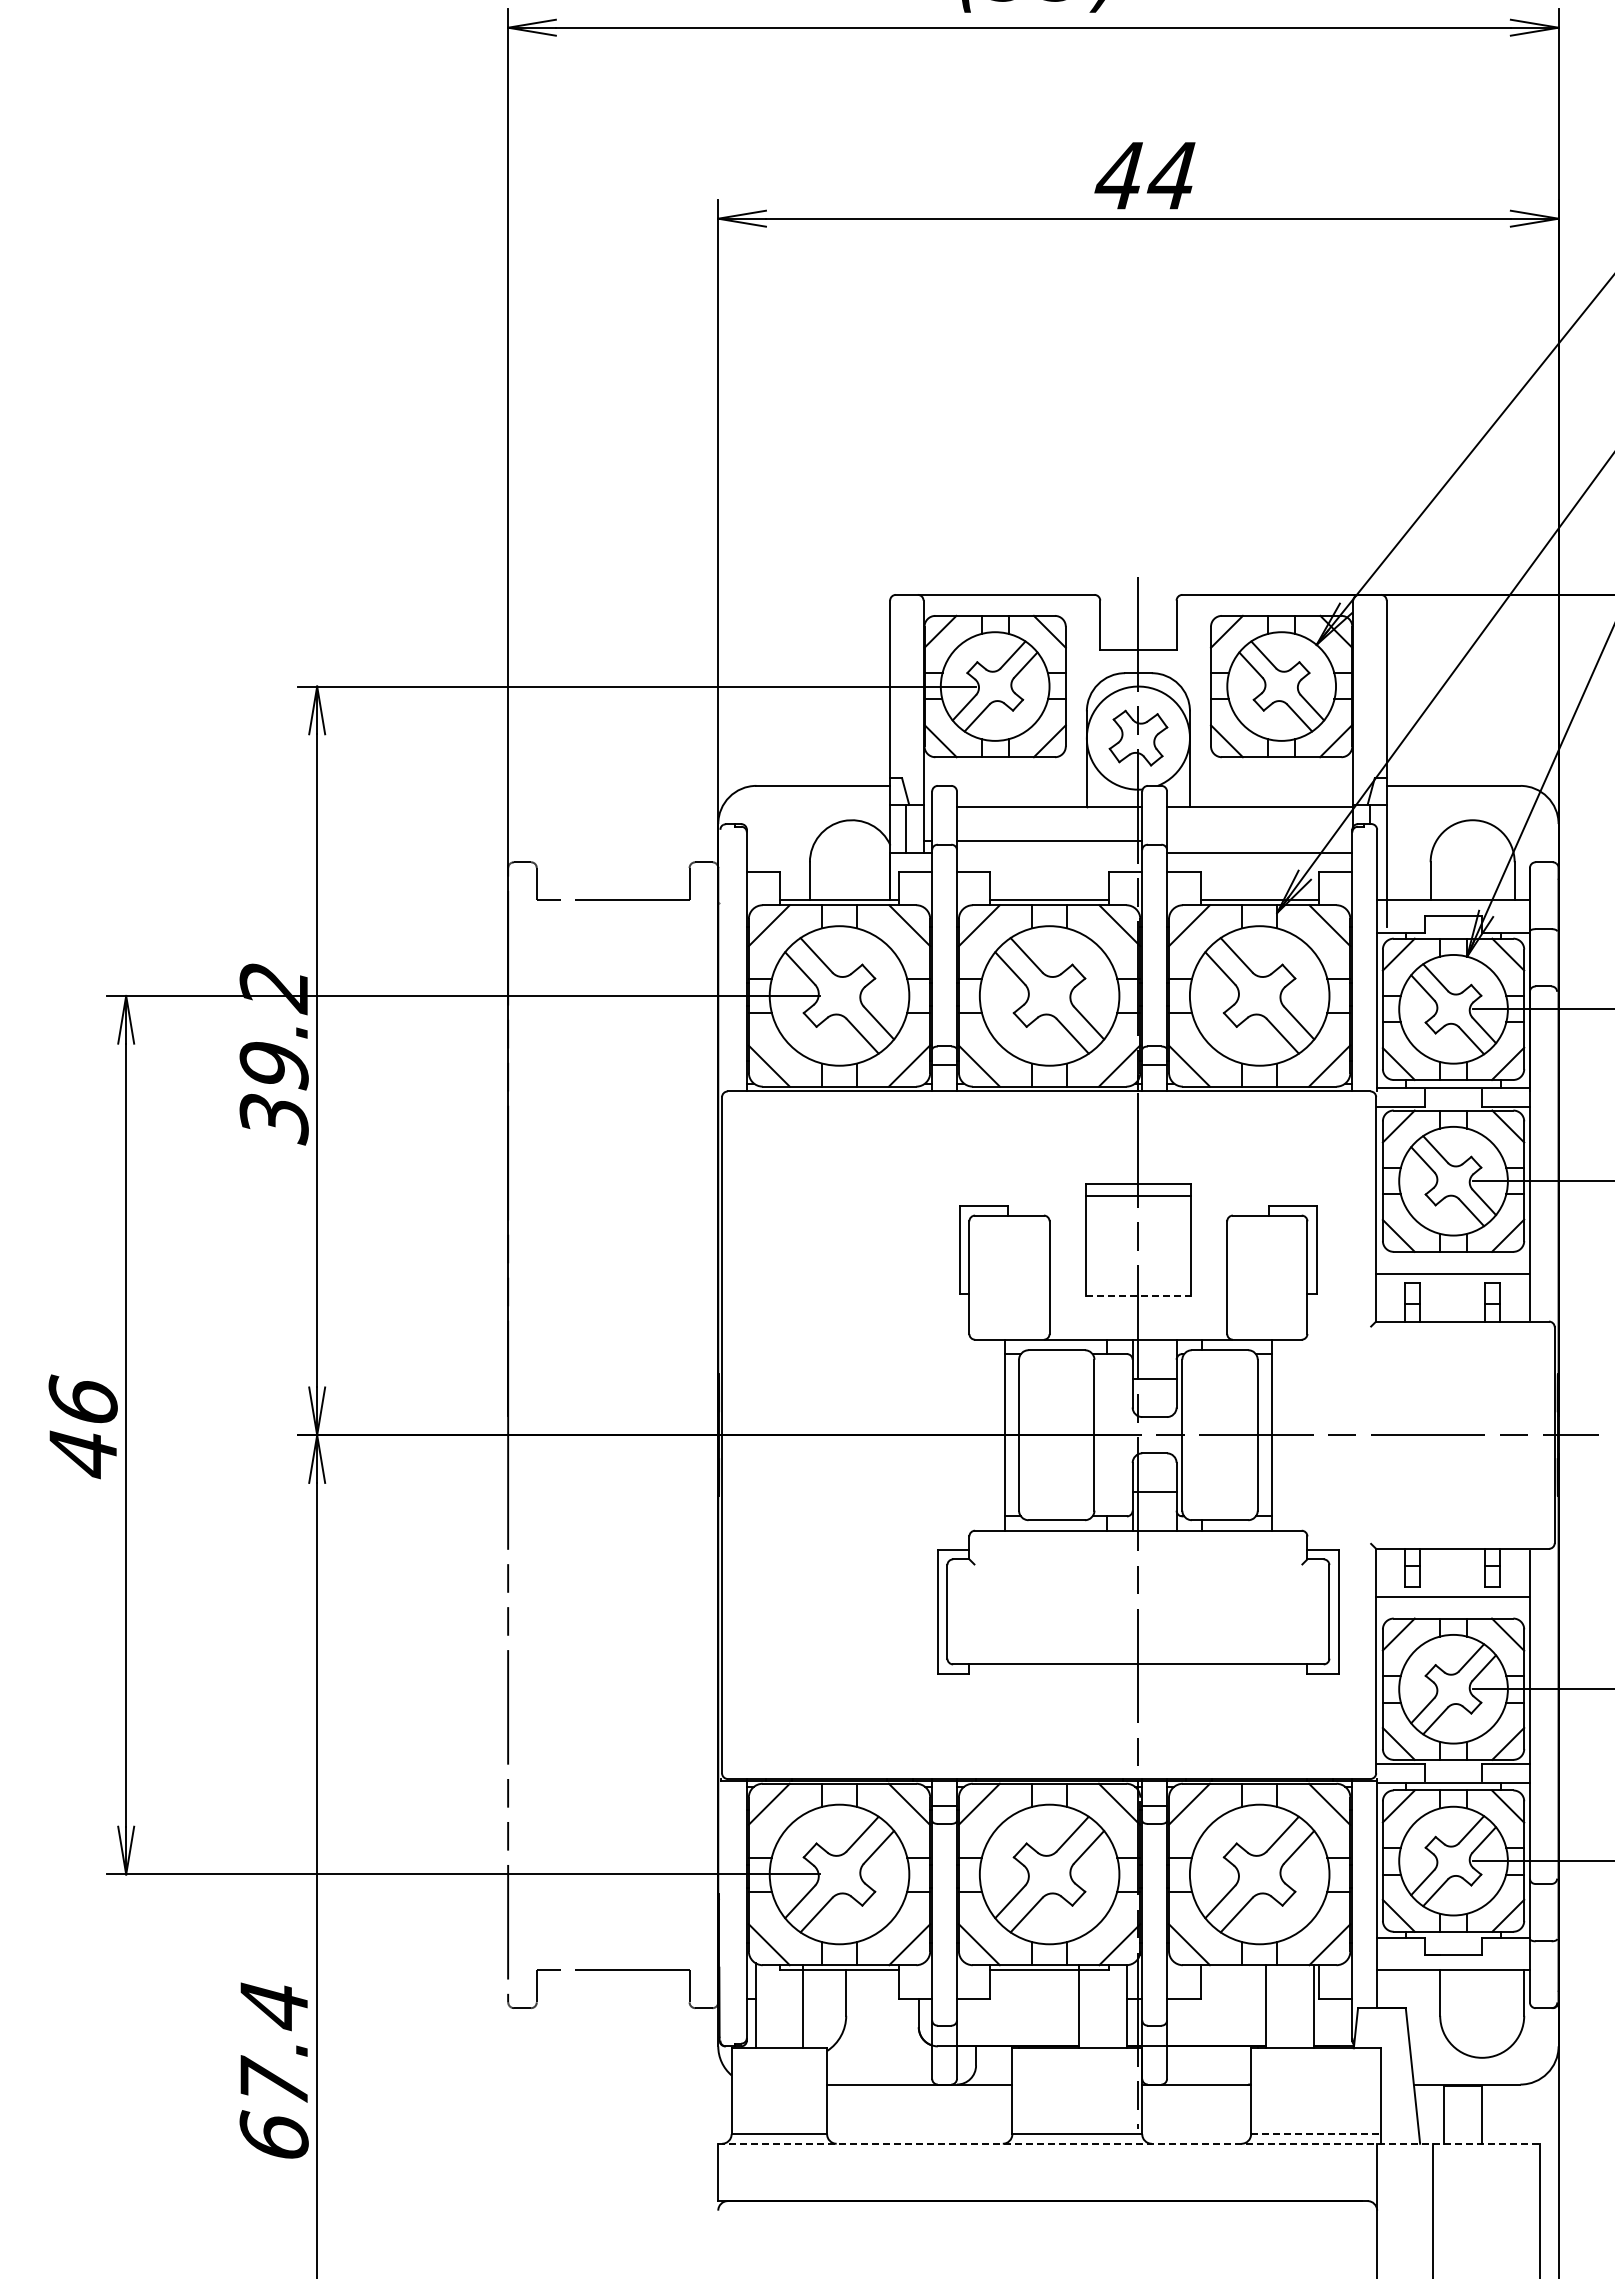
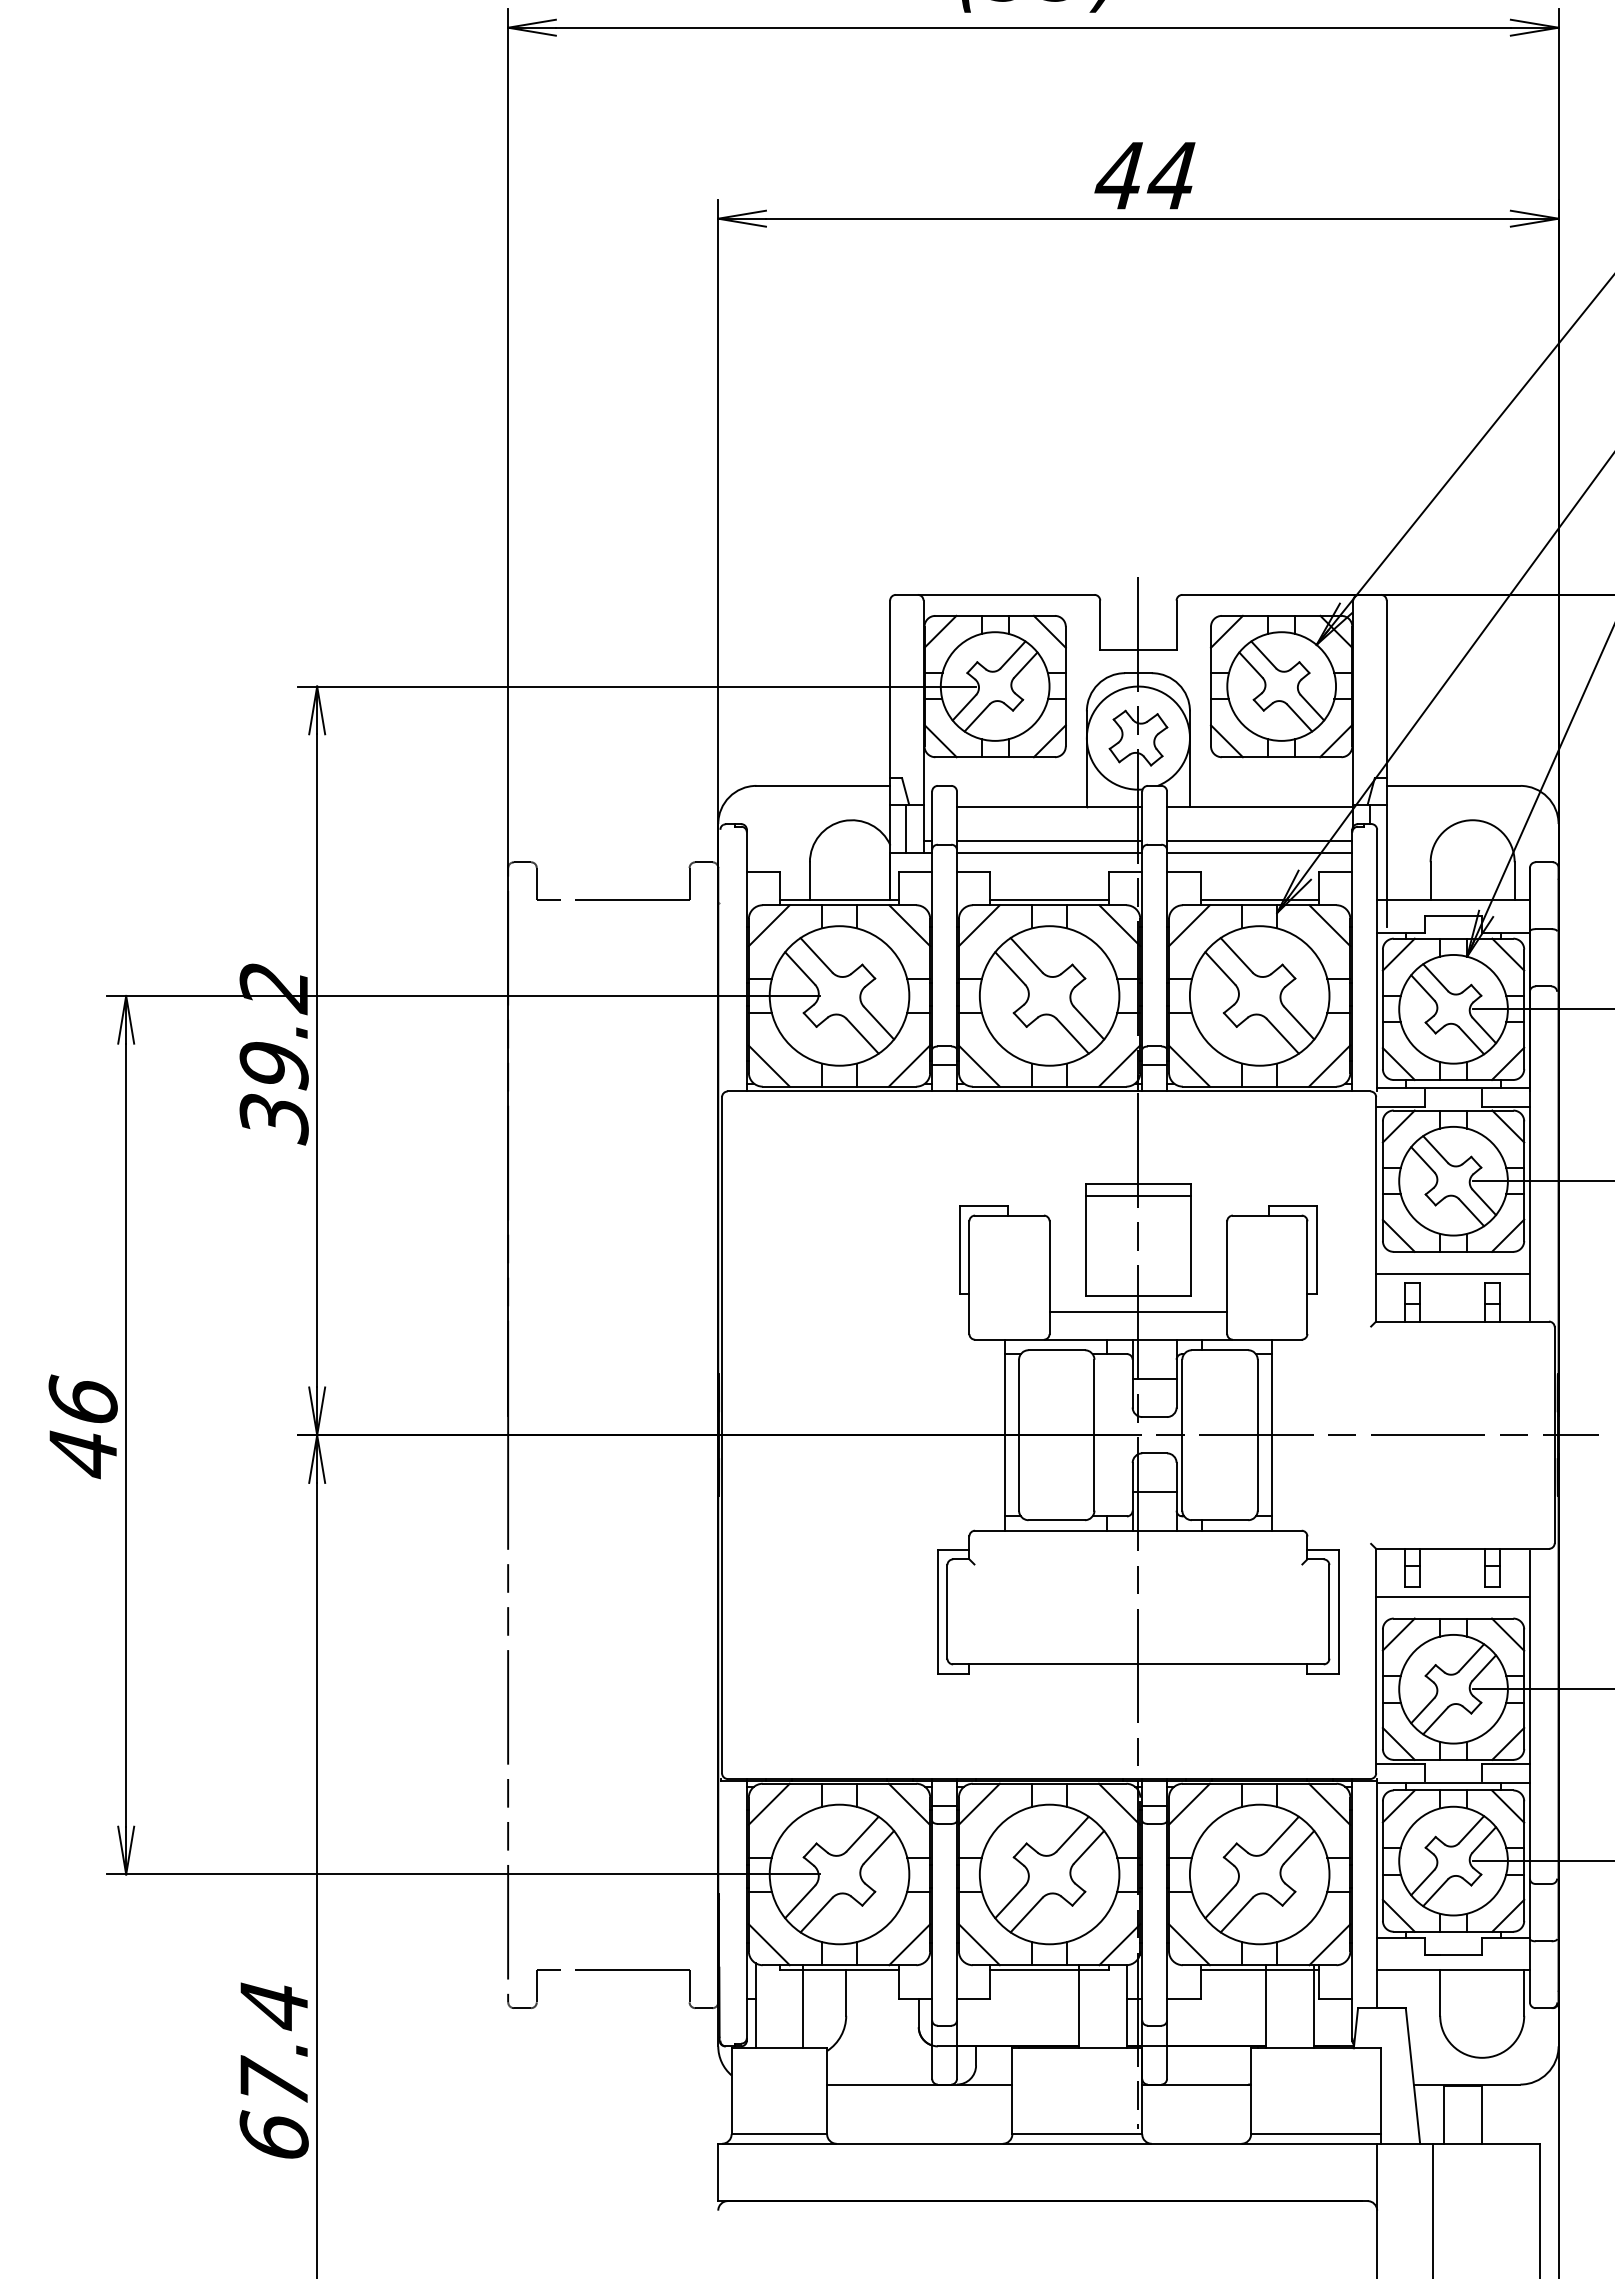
line: none -> present (1259, 841)
line: none -> present (1049, 852)
line: dashed -> solid (1138, 1295)
line: none -> present (1138, 1312)
line: none -> present (1259, 1969)
line: dashed -> solid (1316, 2134)
line: dashed -> solid (1128, 2143)
